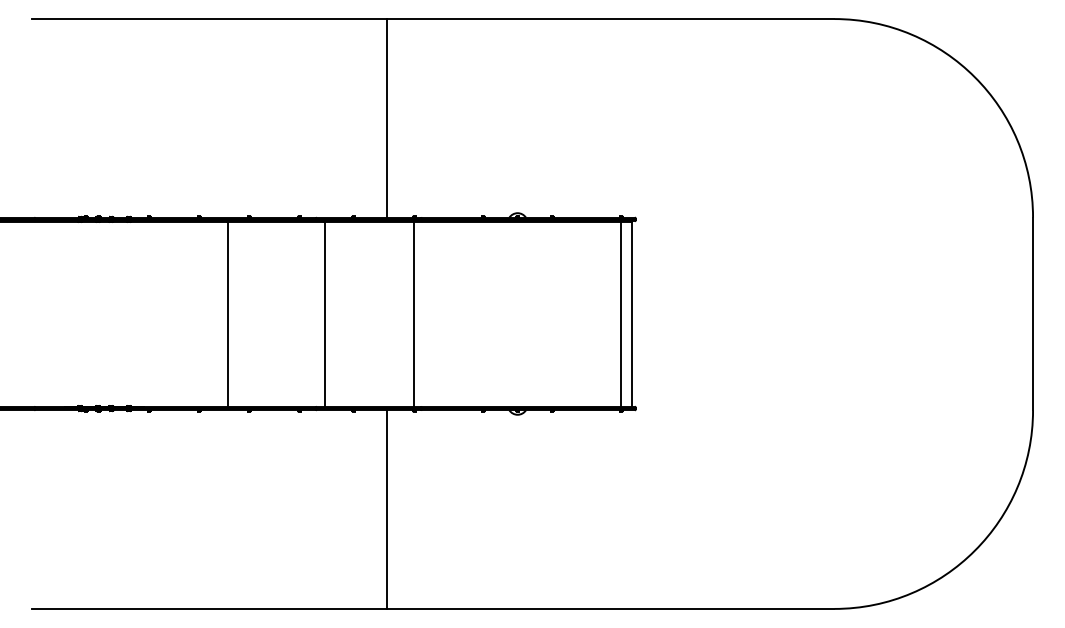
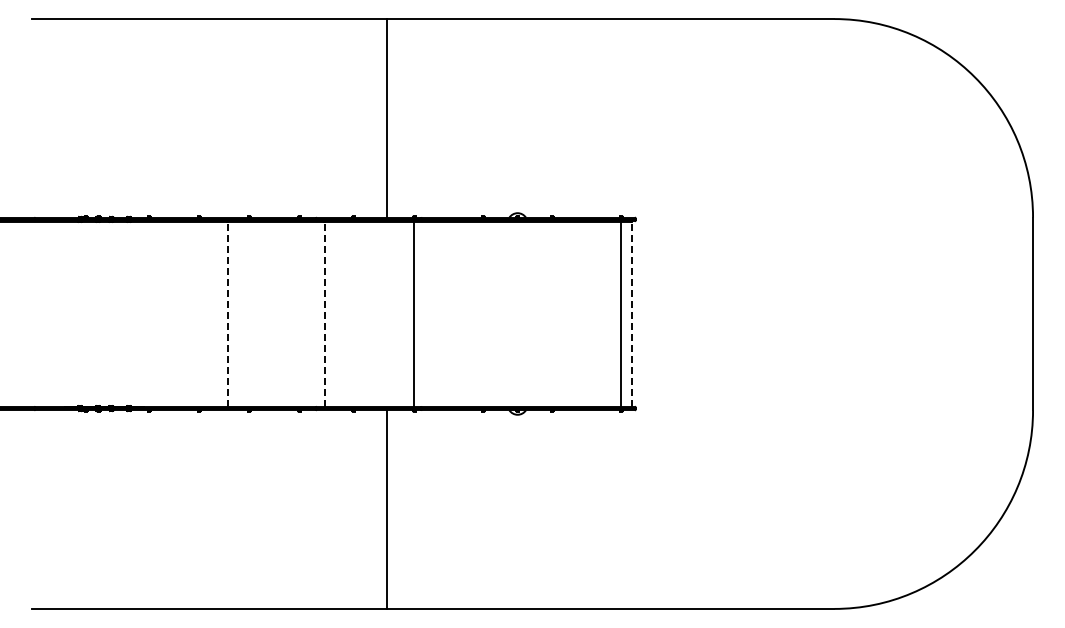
line: solid -> dashed (227, 314)
line: solid -> dashed (324, 314)
line: solid -> dashed (631, 314)
